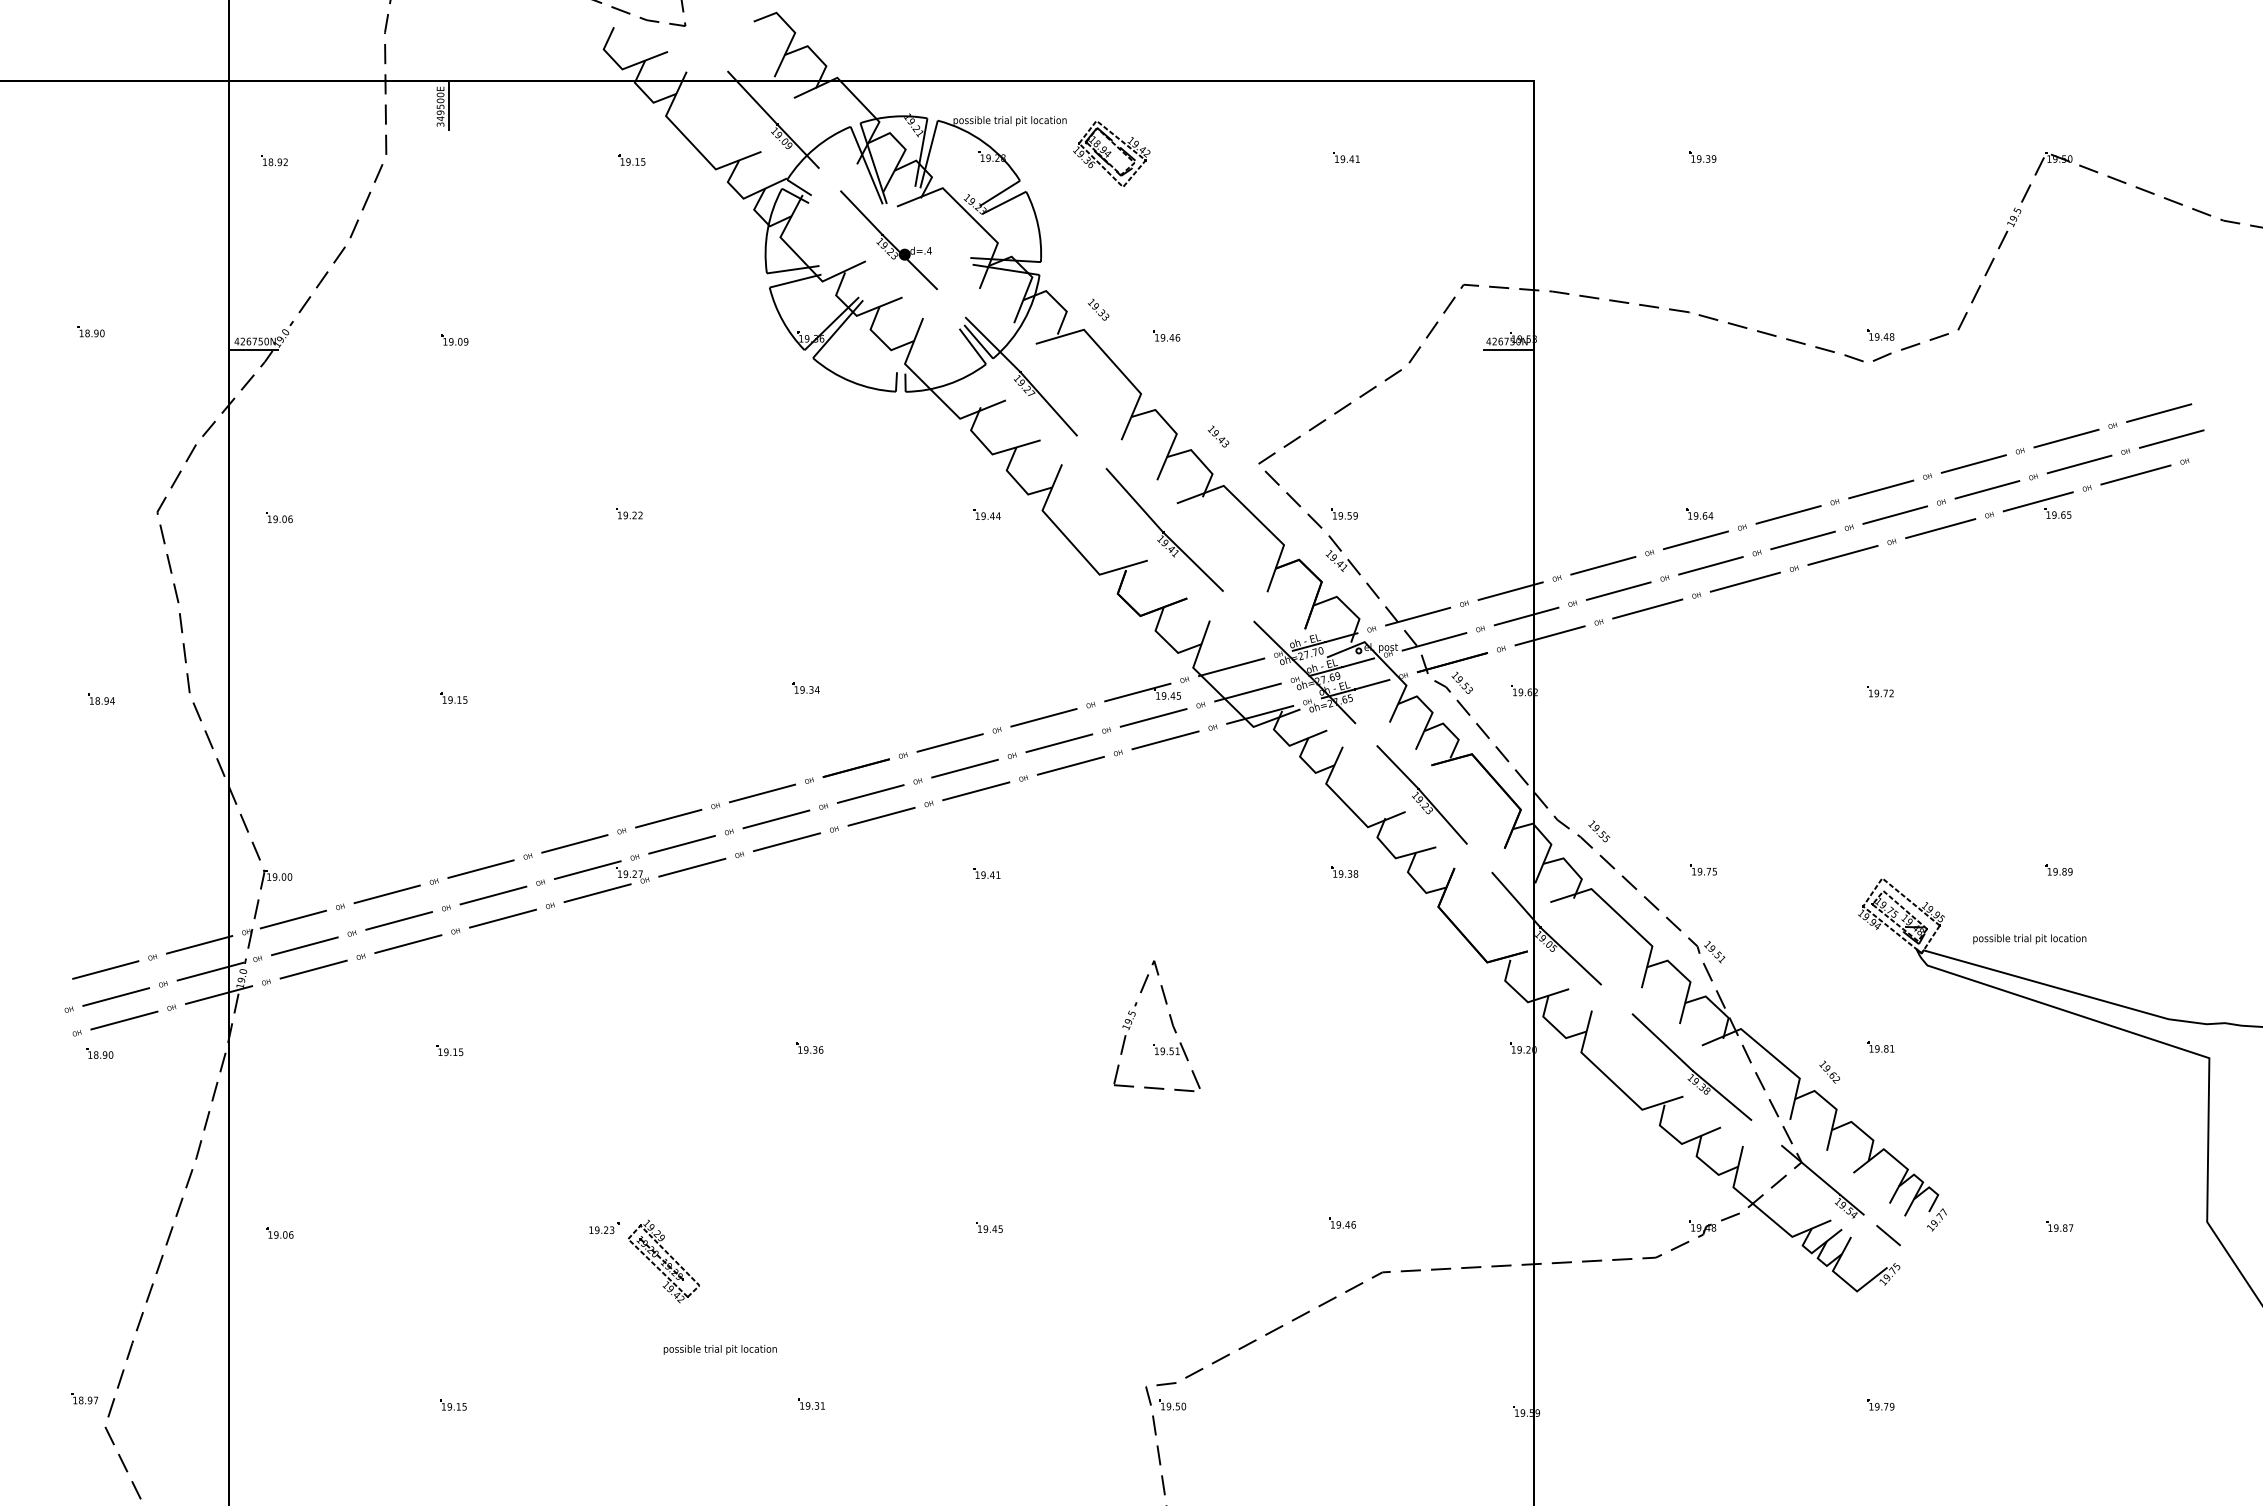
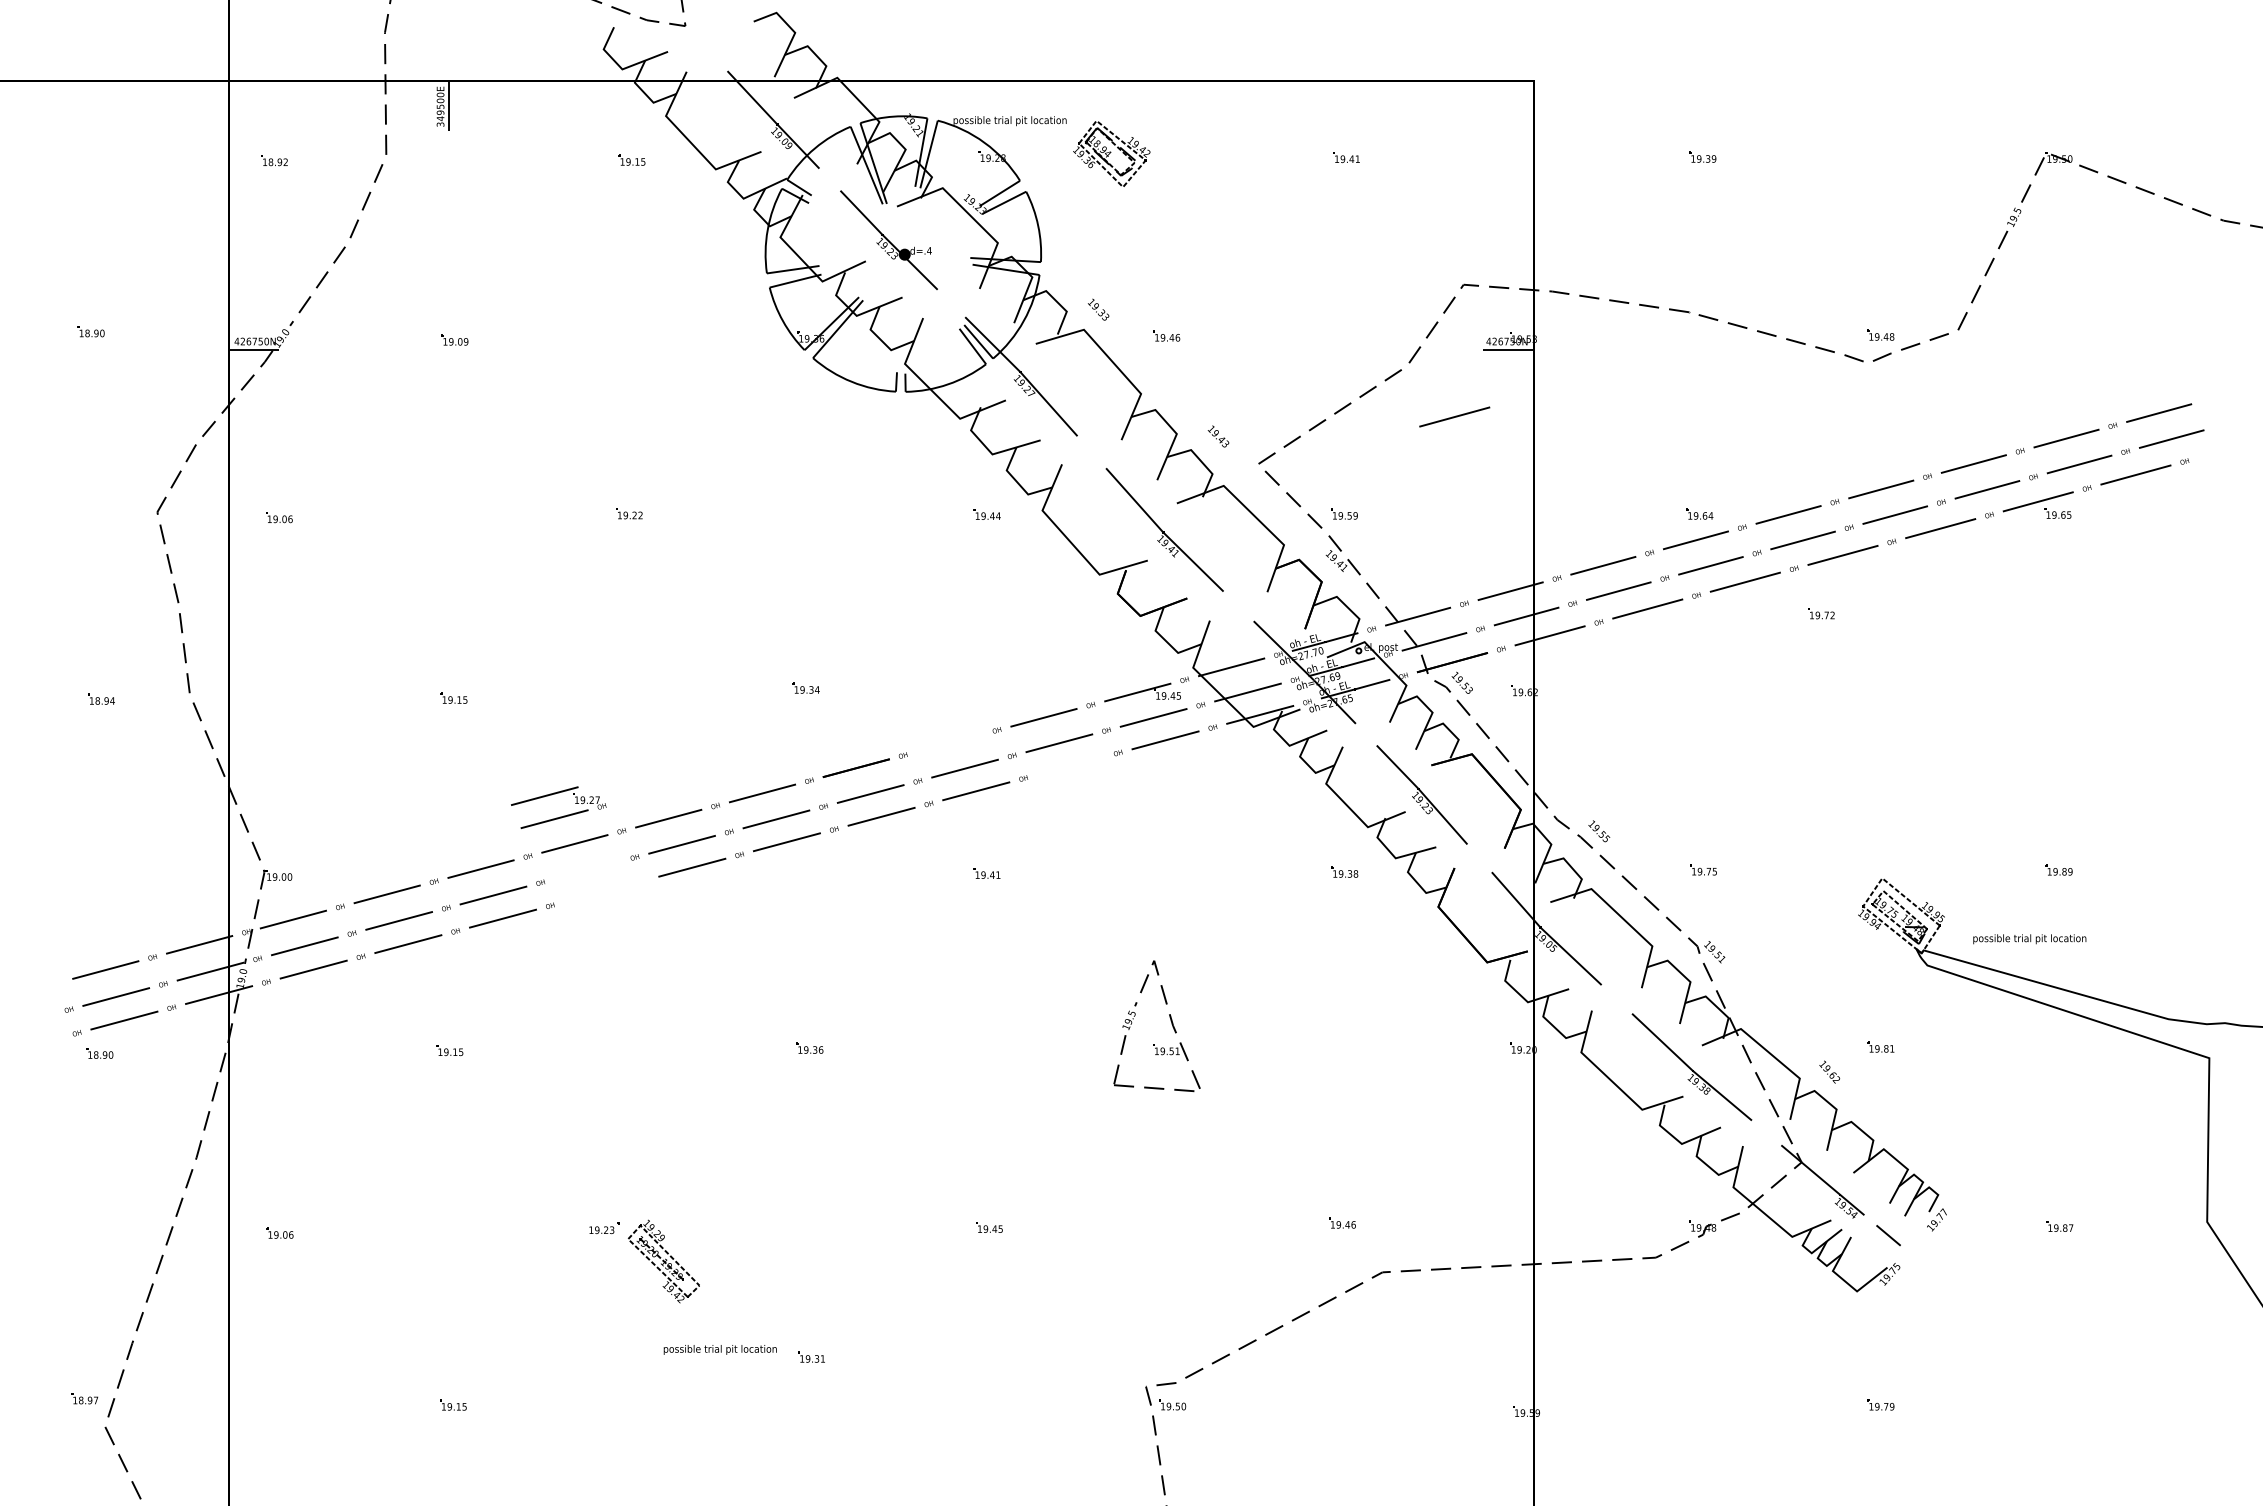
line: none -> present (1454, 416)
part position: (1880, 691) -> (1821, 613) (1821, 613)
line: present -> none (949, 742)
line: present -> none (1070, 765)
part position: (603, 890) -> (560, 816) (560, 816)
part position: (811, 1403) -> (811, 1356) (811, 1356)
